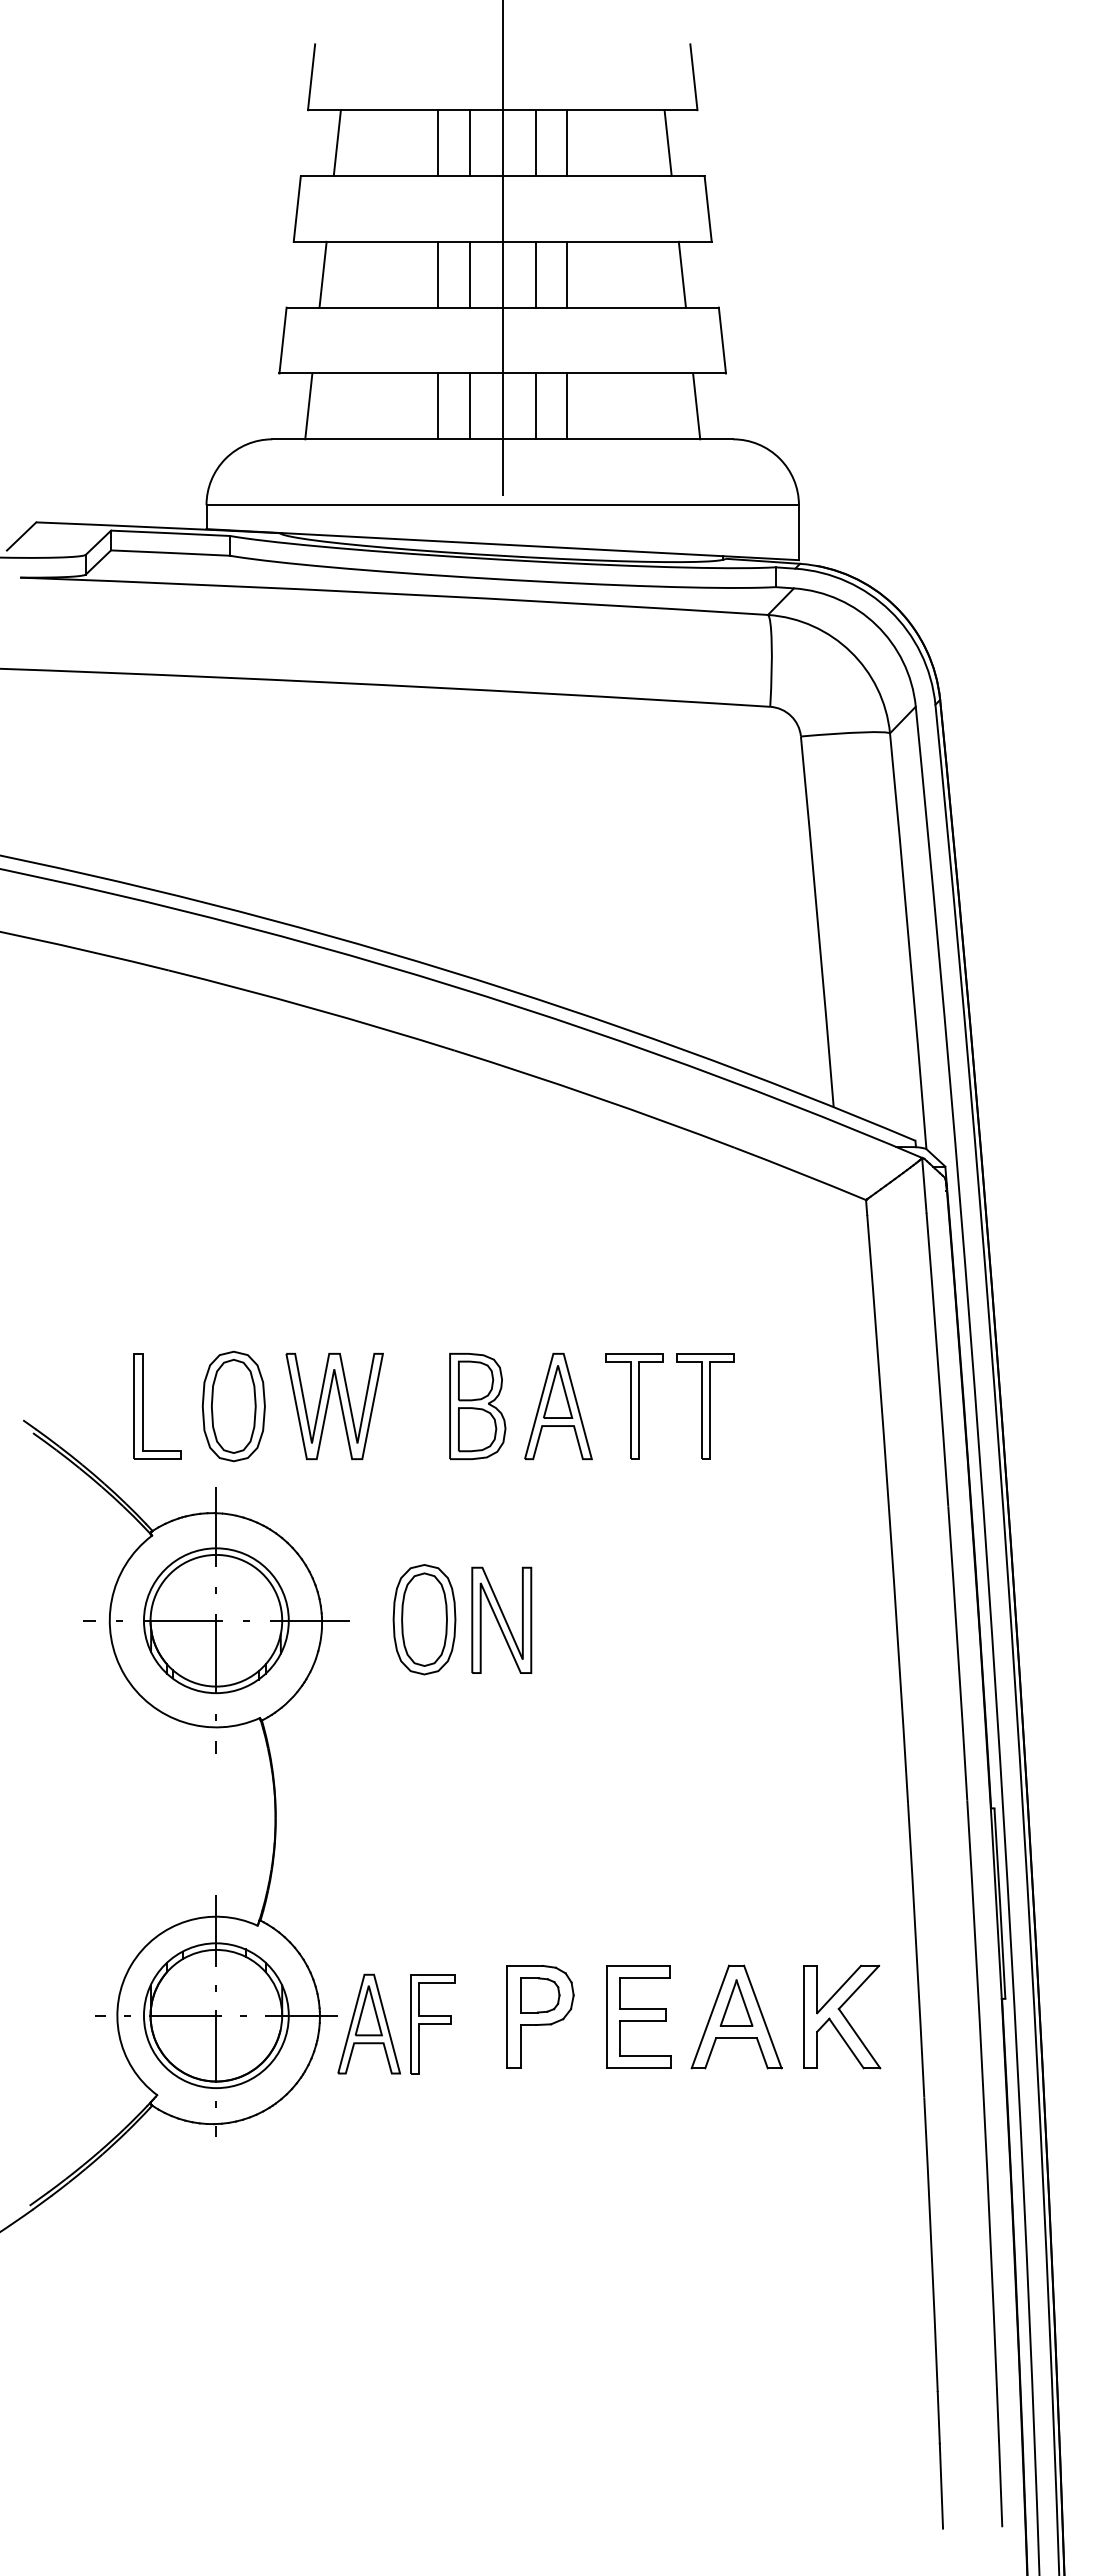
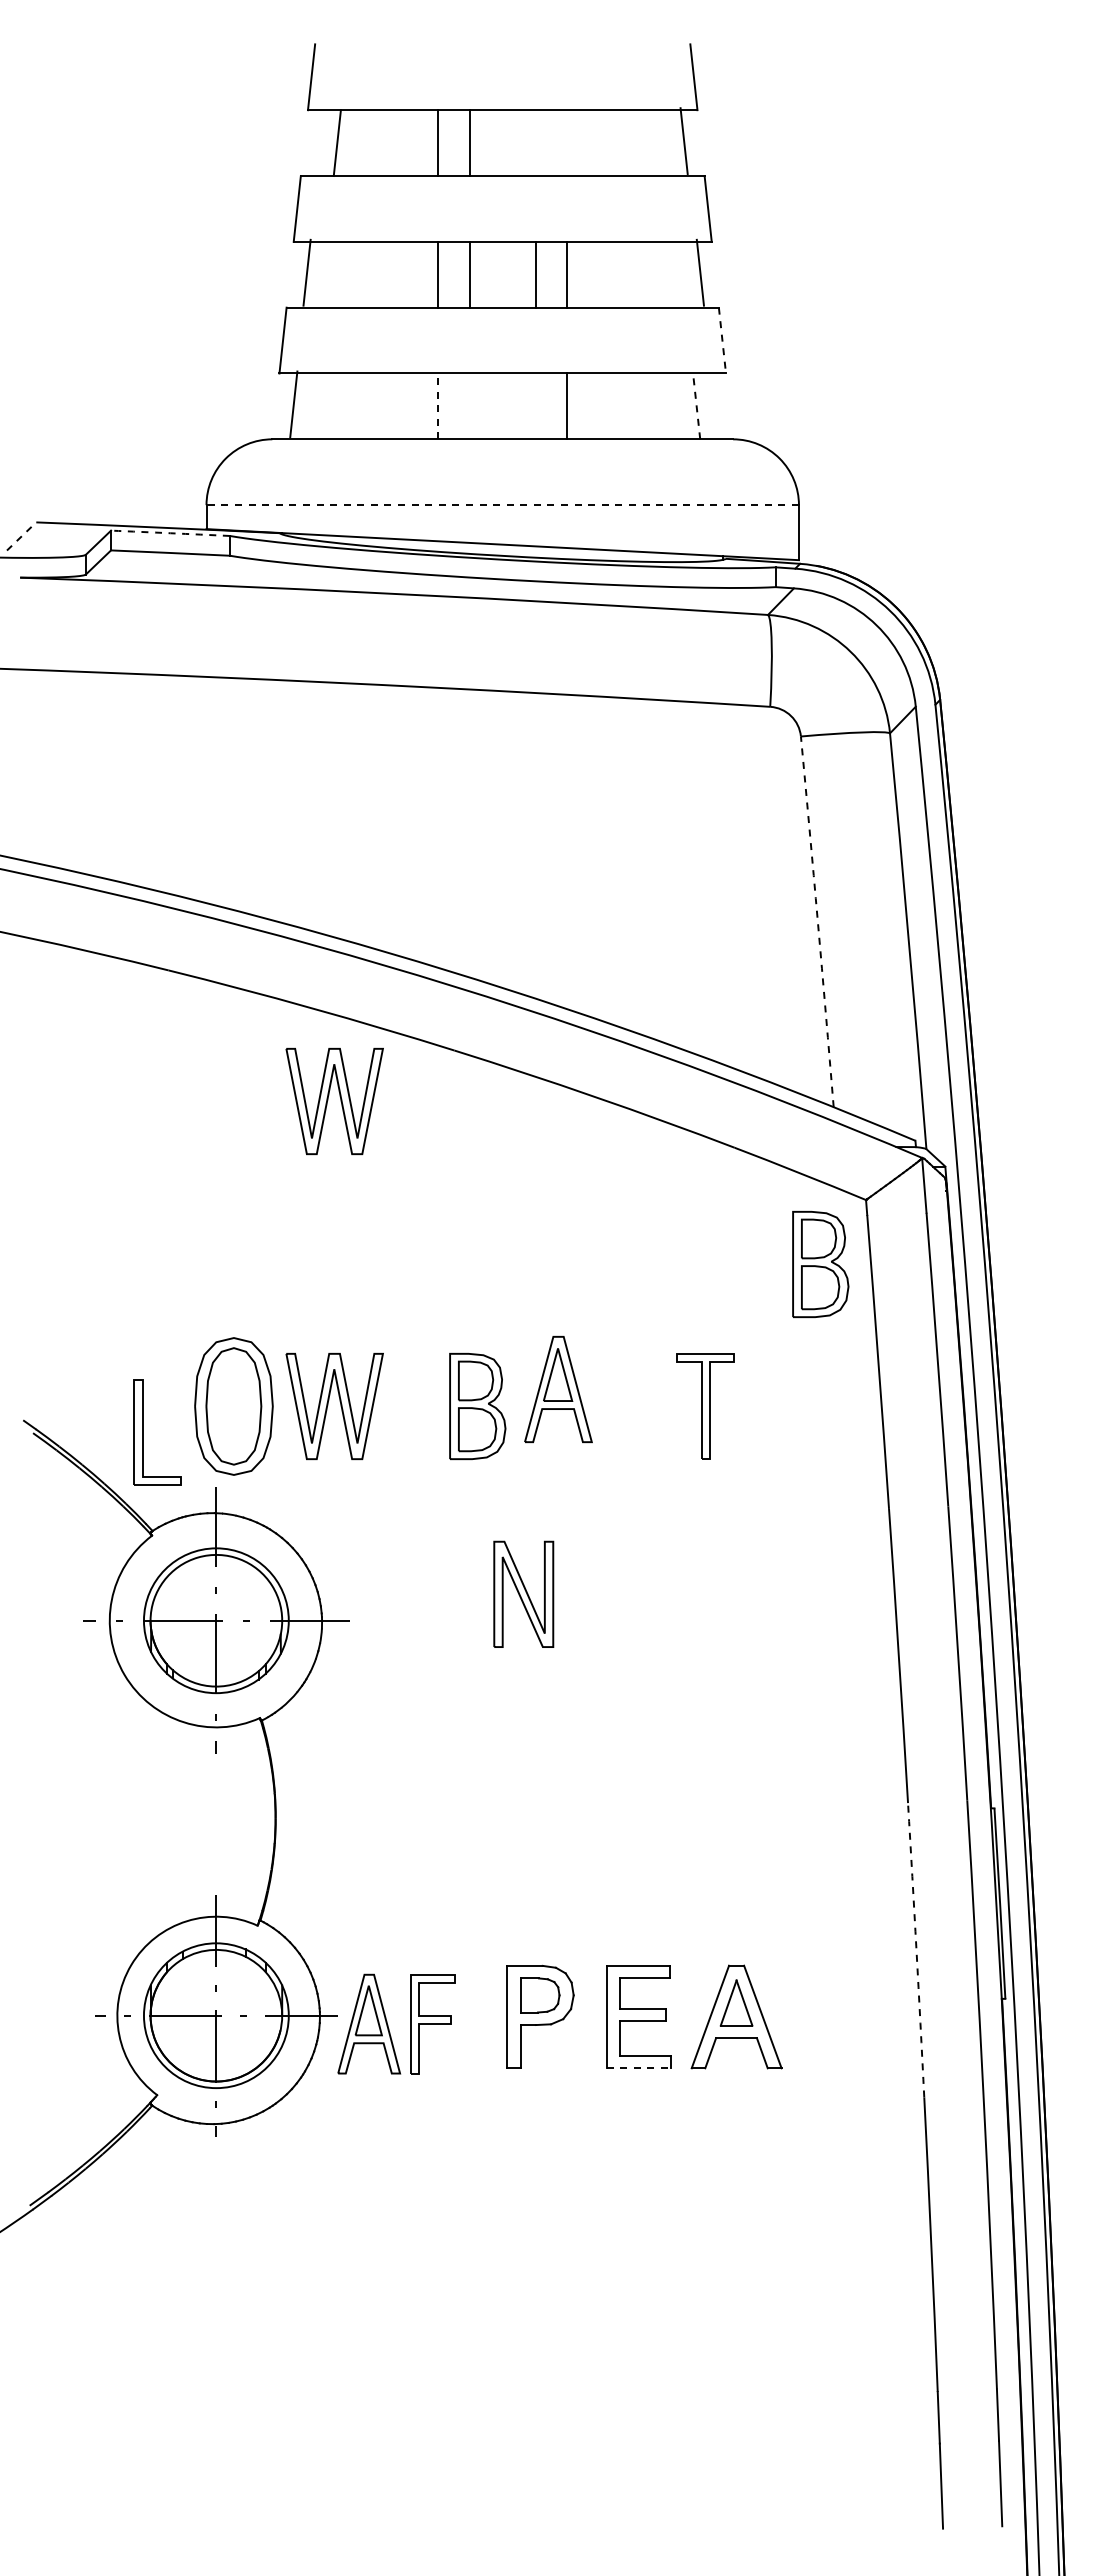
line: present -> none (535, 143)
line: present -> none (567, 143)
line position: (667, 143) -> (683, 141) (683, 141)
line: present -> none (502, 248)
line position: (322, 274) -> (306, 272) (306, 272)
line position: (681, 274) -> (699, 272) (699, 272)
line: solid -> dashed (722, 341)
line: solid -> dashed (696, 405)
line position: (308, 406) -> (293, 404) (293, 404)
line: solid -> dashed (438, 406)
line: present -> none (469, 406)
line: present -> none (535, 406)
line: solid -> dashed (502, 505)
arc: solid -> dashed (170, 533)
line: solid -> dashed (21, 536)
arc: solid -> dashed (817, 921)
part: none -> present (334, 1101)
part: none -> present (820, 1264)
part position: (143, 1406) -> (143, 1432) (143, 1432)
part size: 65x113 px -> 80x139 px (233, 1406)
part position: (558, 1406) -> (558, 1389) (558, 1389)
part: present -> none (634, 1406)
part: present -> none (424, 1619)
part position: (501, 1619) -> (523, 1593) (523, 1593)
arc: solid -> dashed (916, 1950)
part: present -> none (842, 2016)
line: solid -> dashed (639, 2068)
